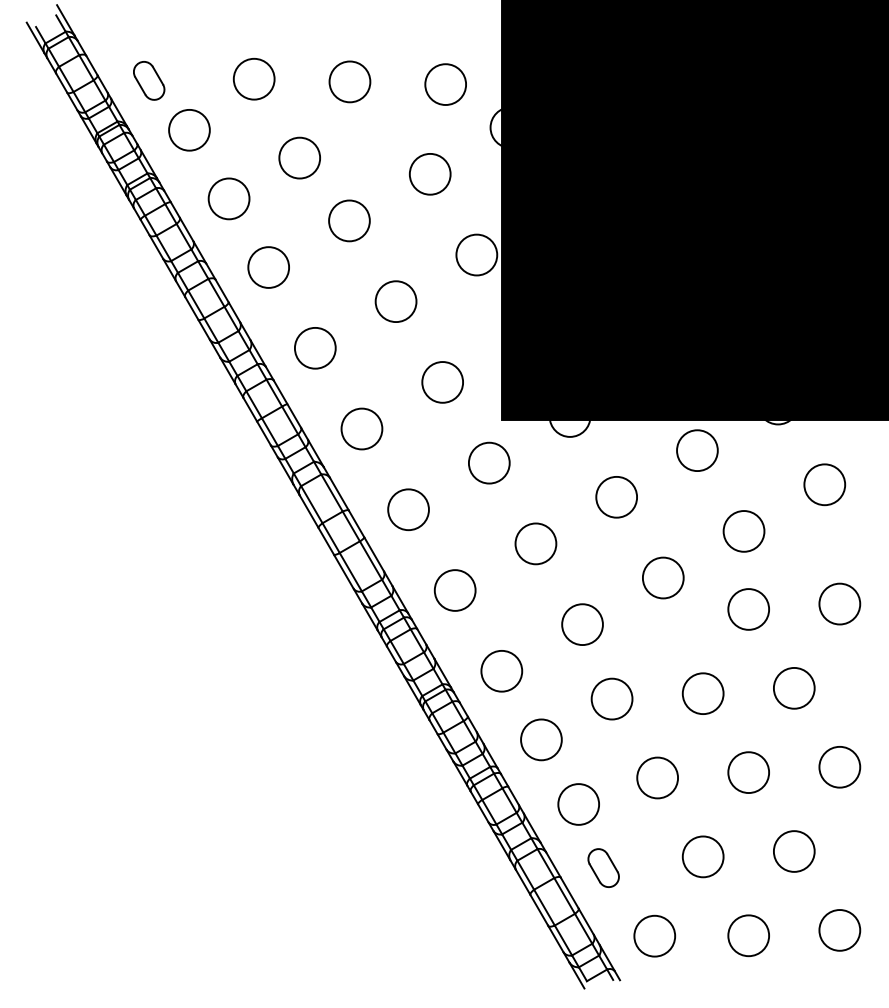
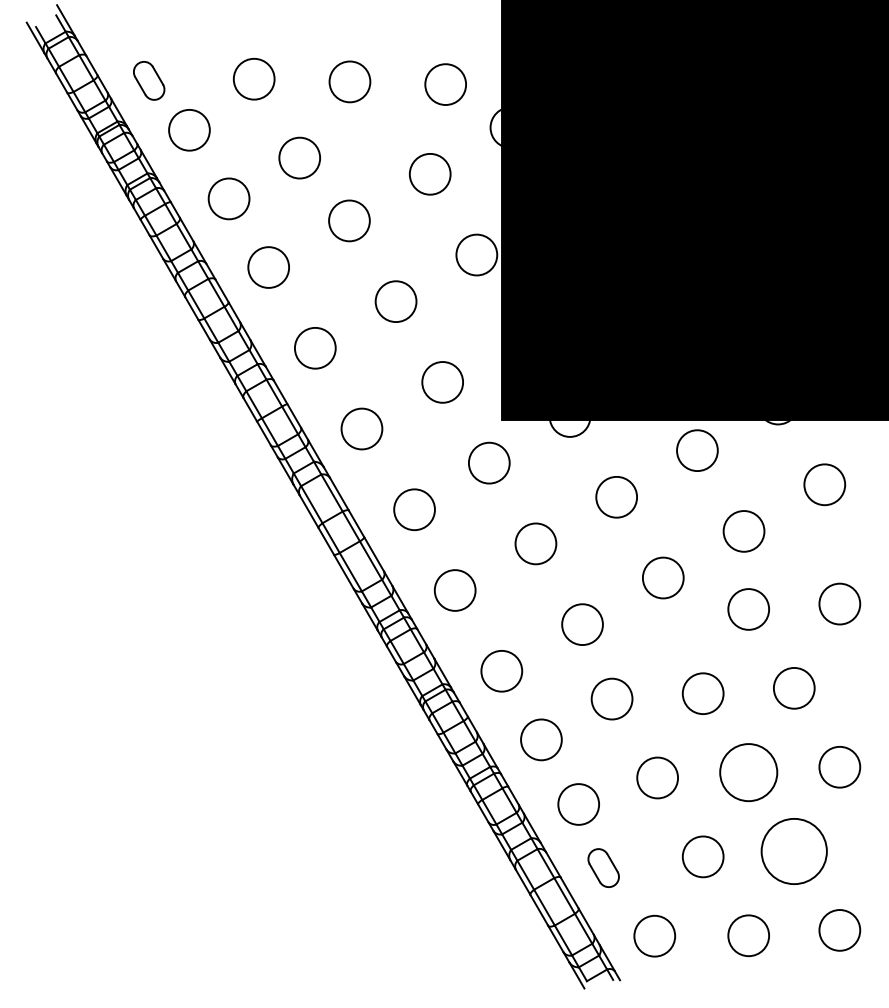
circle position: (408, 509) -> (414, 509) (414, 509)
circle diameter: 41 px -> 57 px (748, 772)
circle diameter: 41 px -> 65 px (793, 851)
